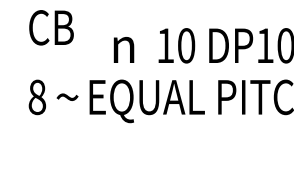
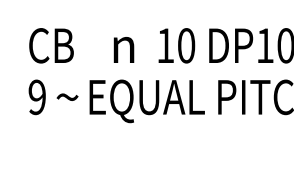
text position: (51, 27) -> (51, 45) (51, 45)
text: 8 -> 9 (37, 97)
